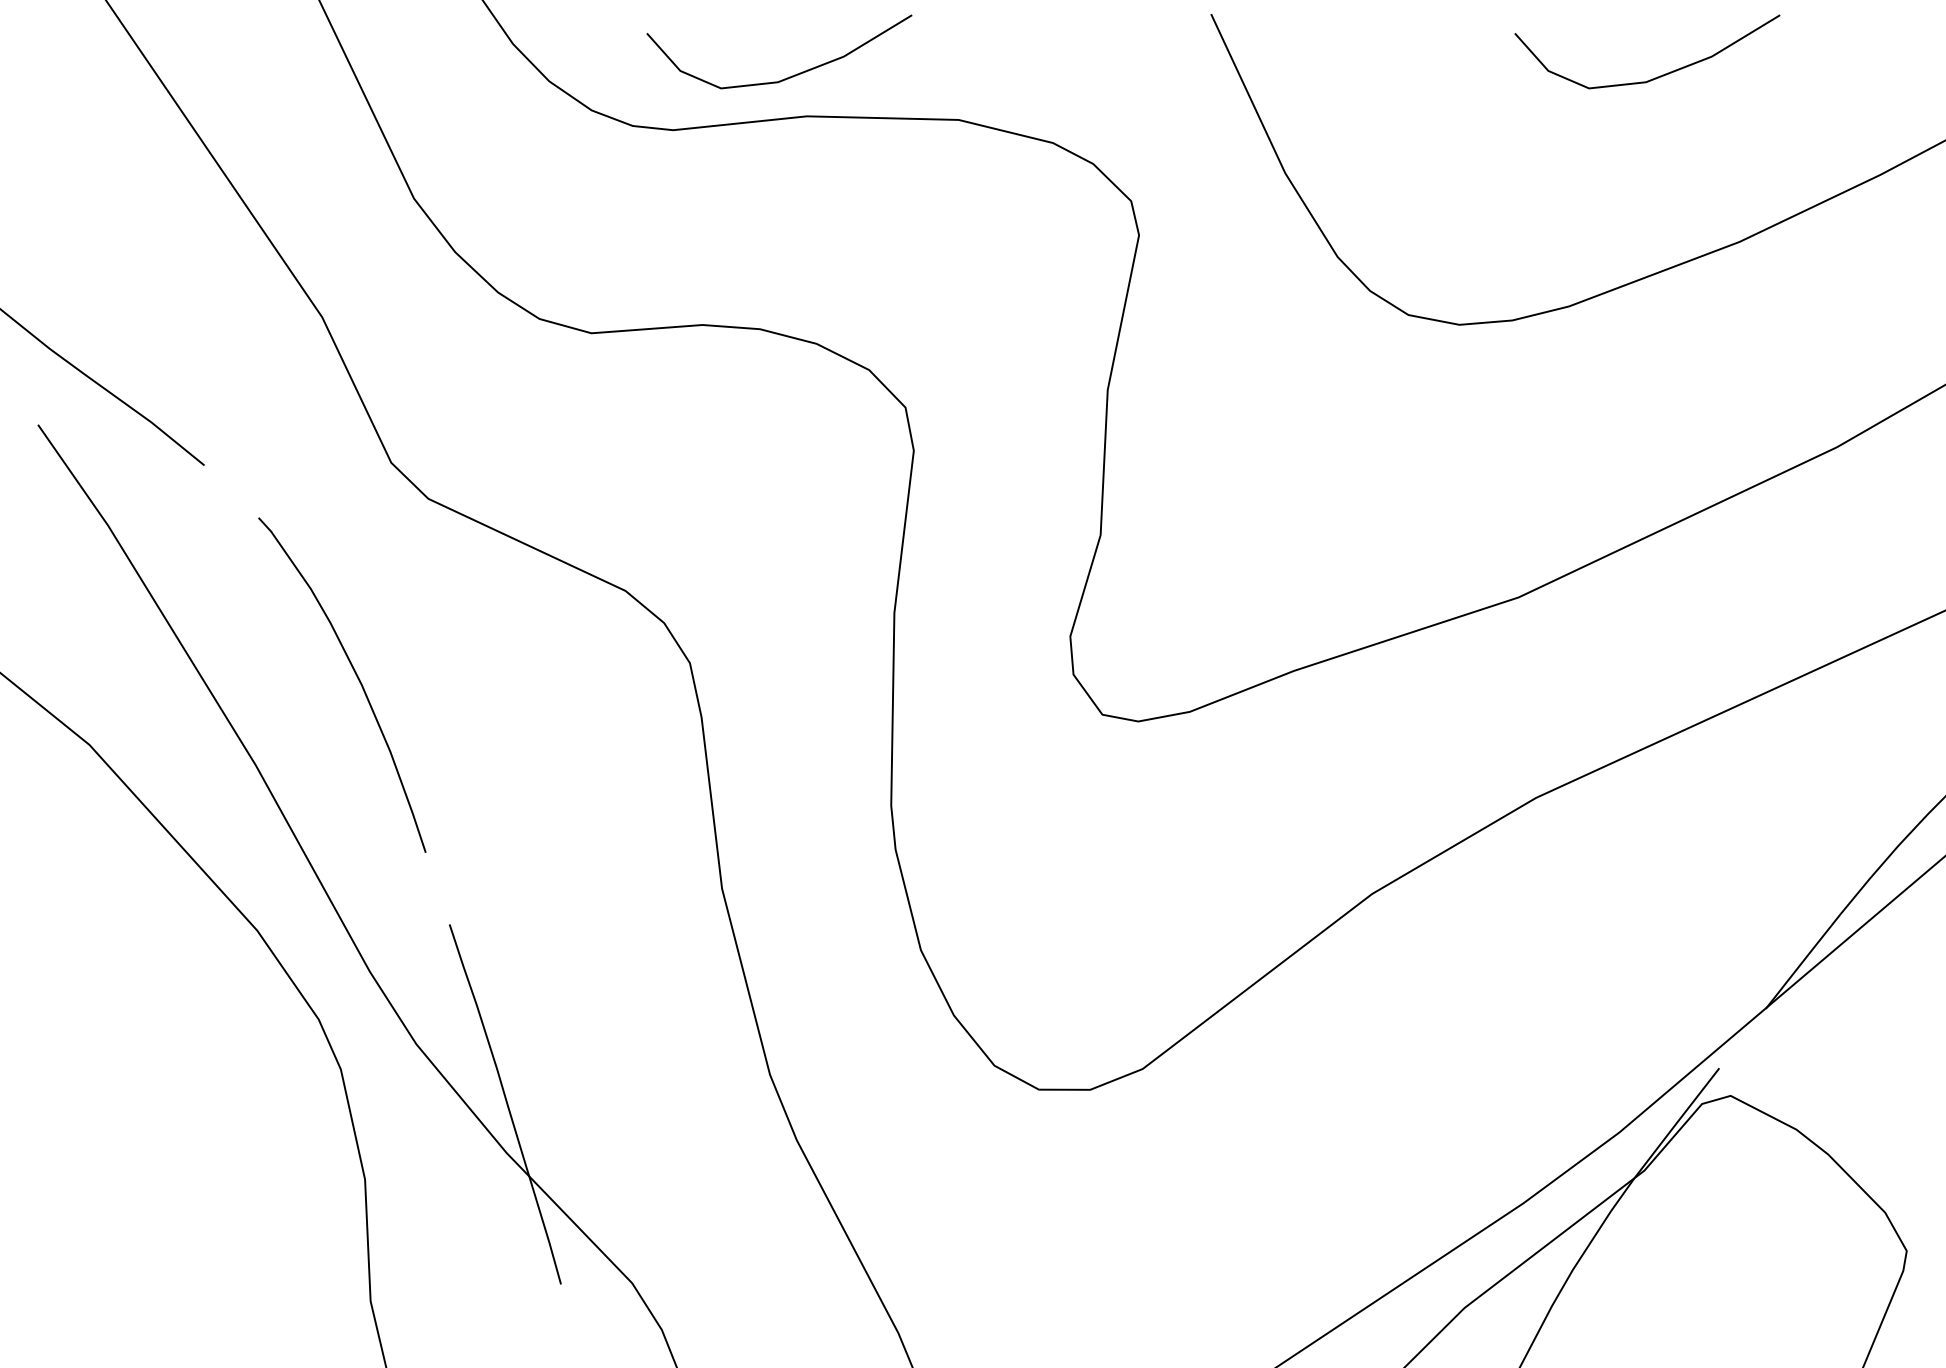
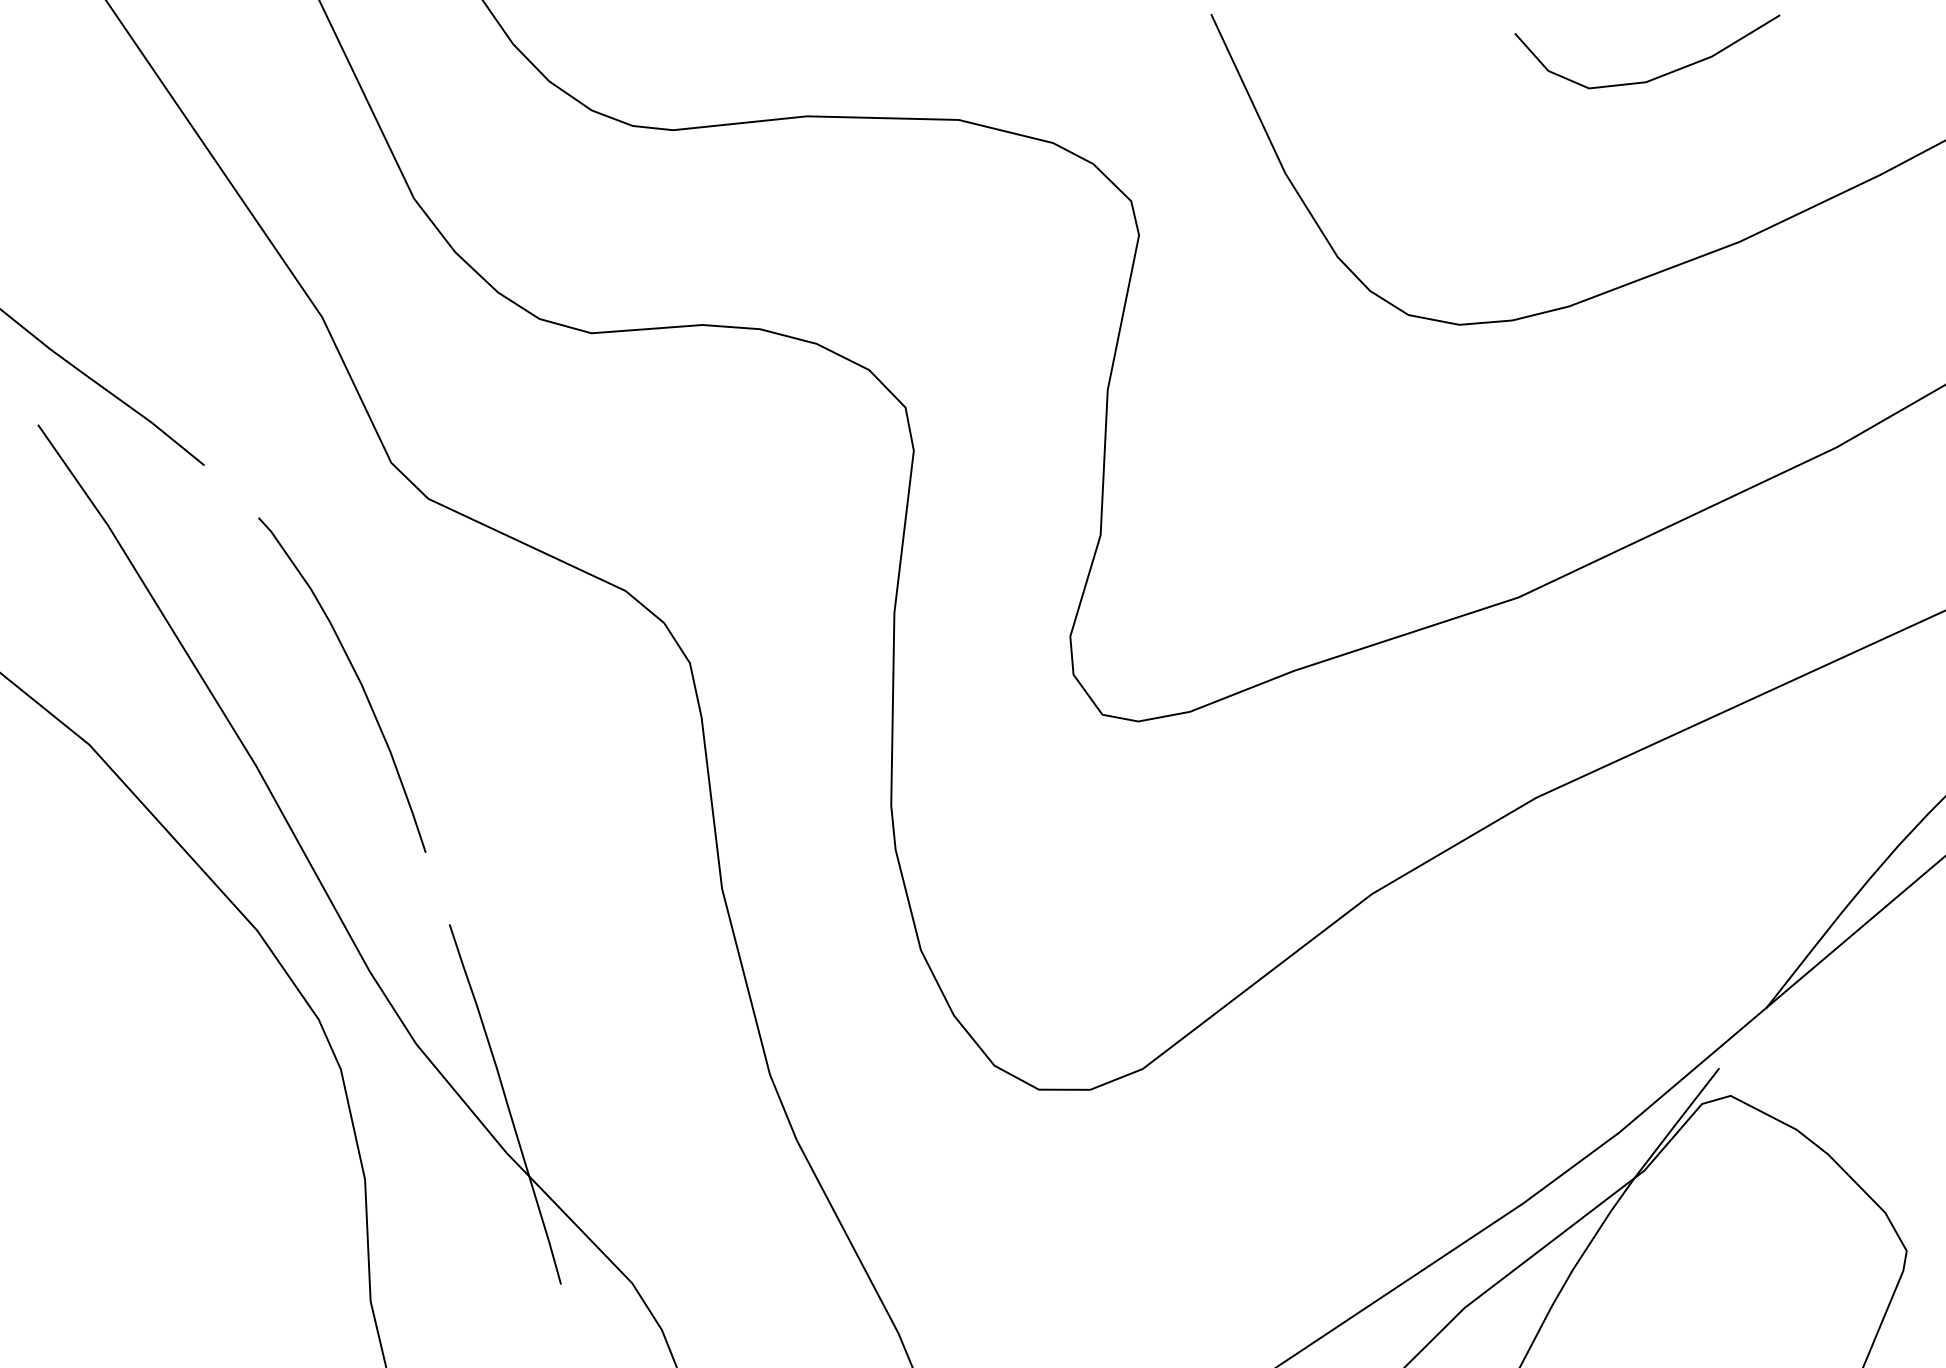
curve: present -> none (789, 76)
